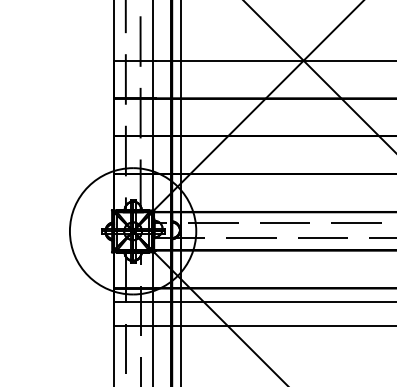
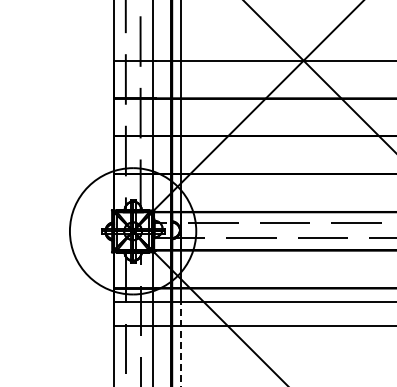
line: solid -> dashed (180, 343)
